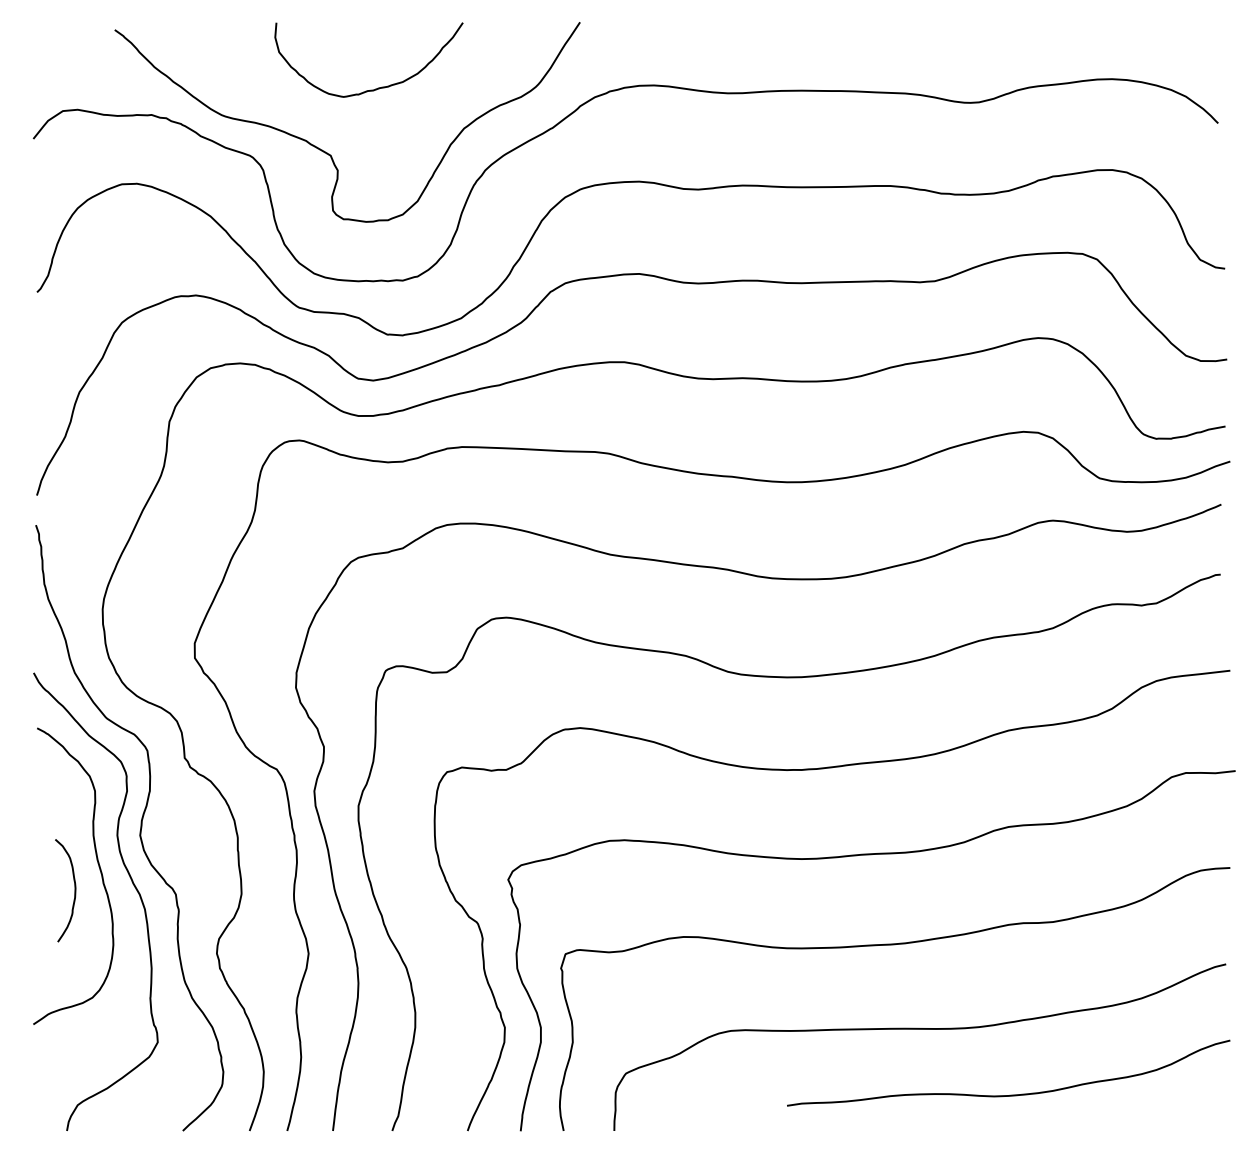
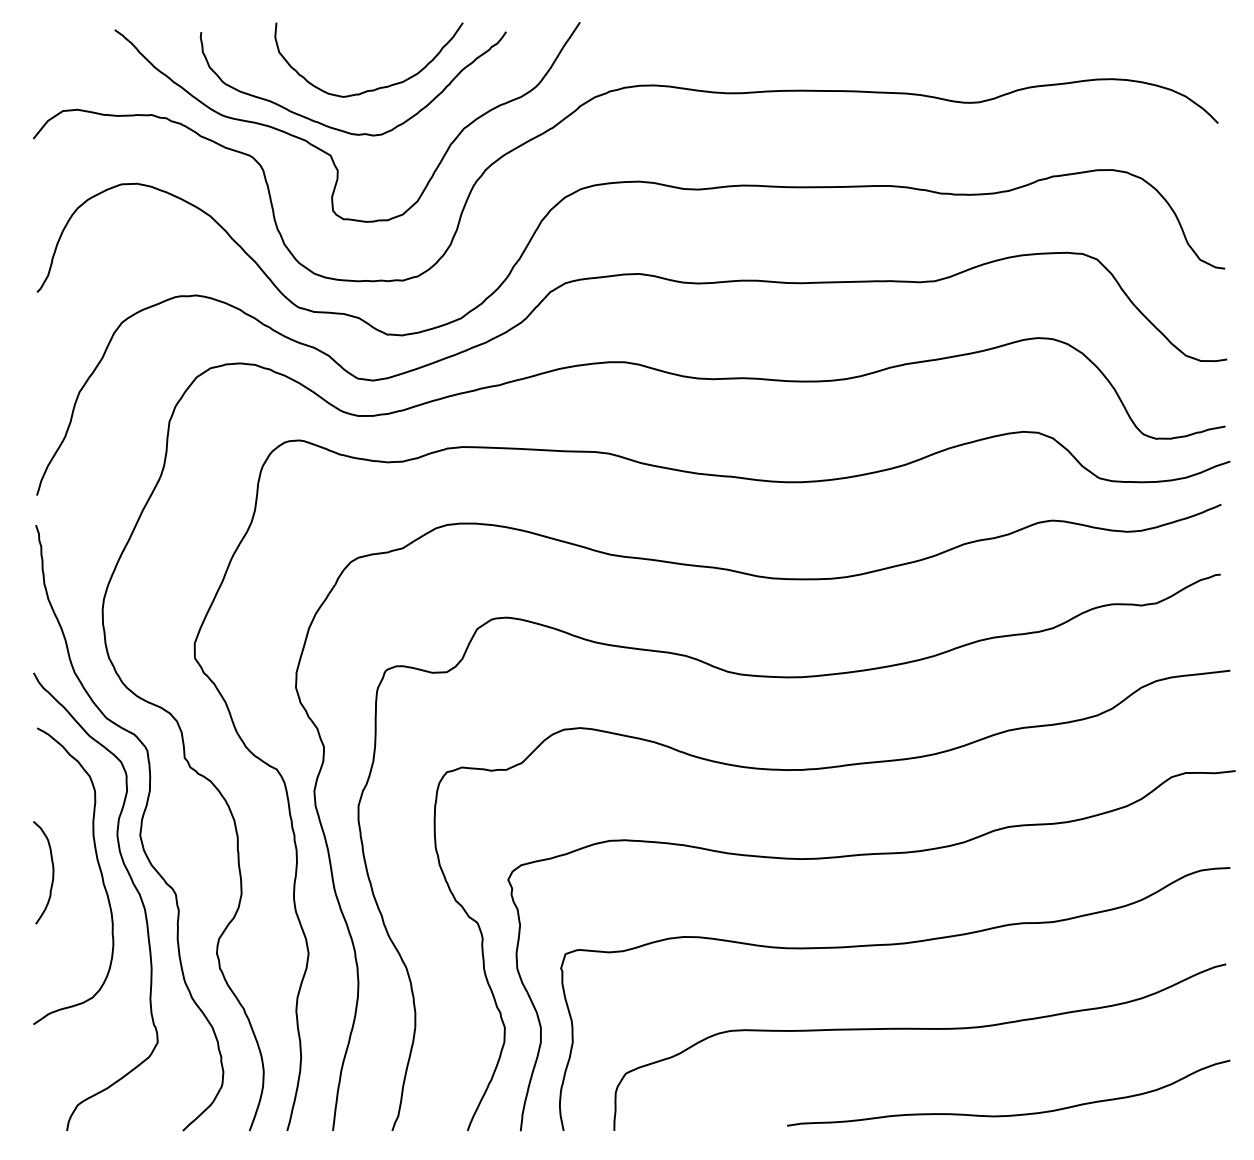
curve: none -> present (341, 129)
curve position: (74, 890) -> (52, 872) (52, 872)
curve position: (1010, 1094) -> (1010, 1114) (1010, 1114)
